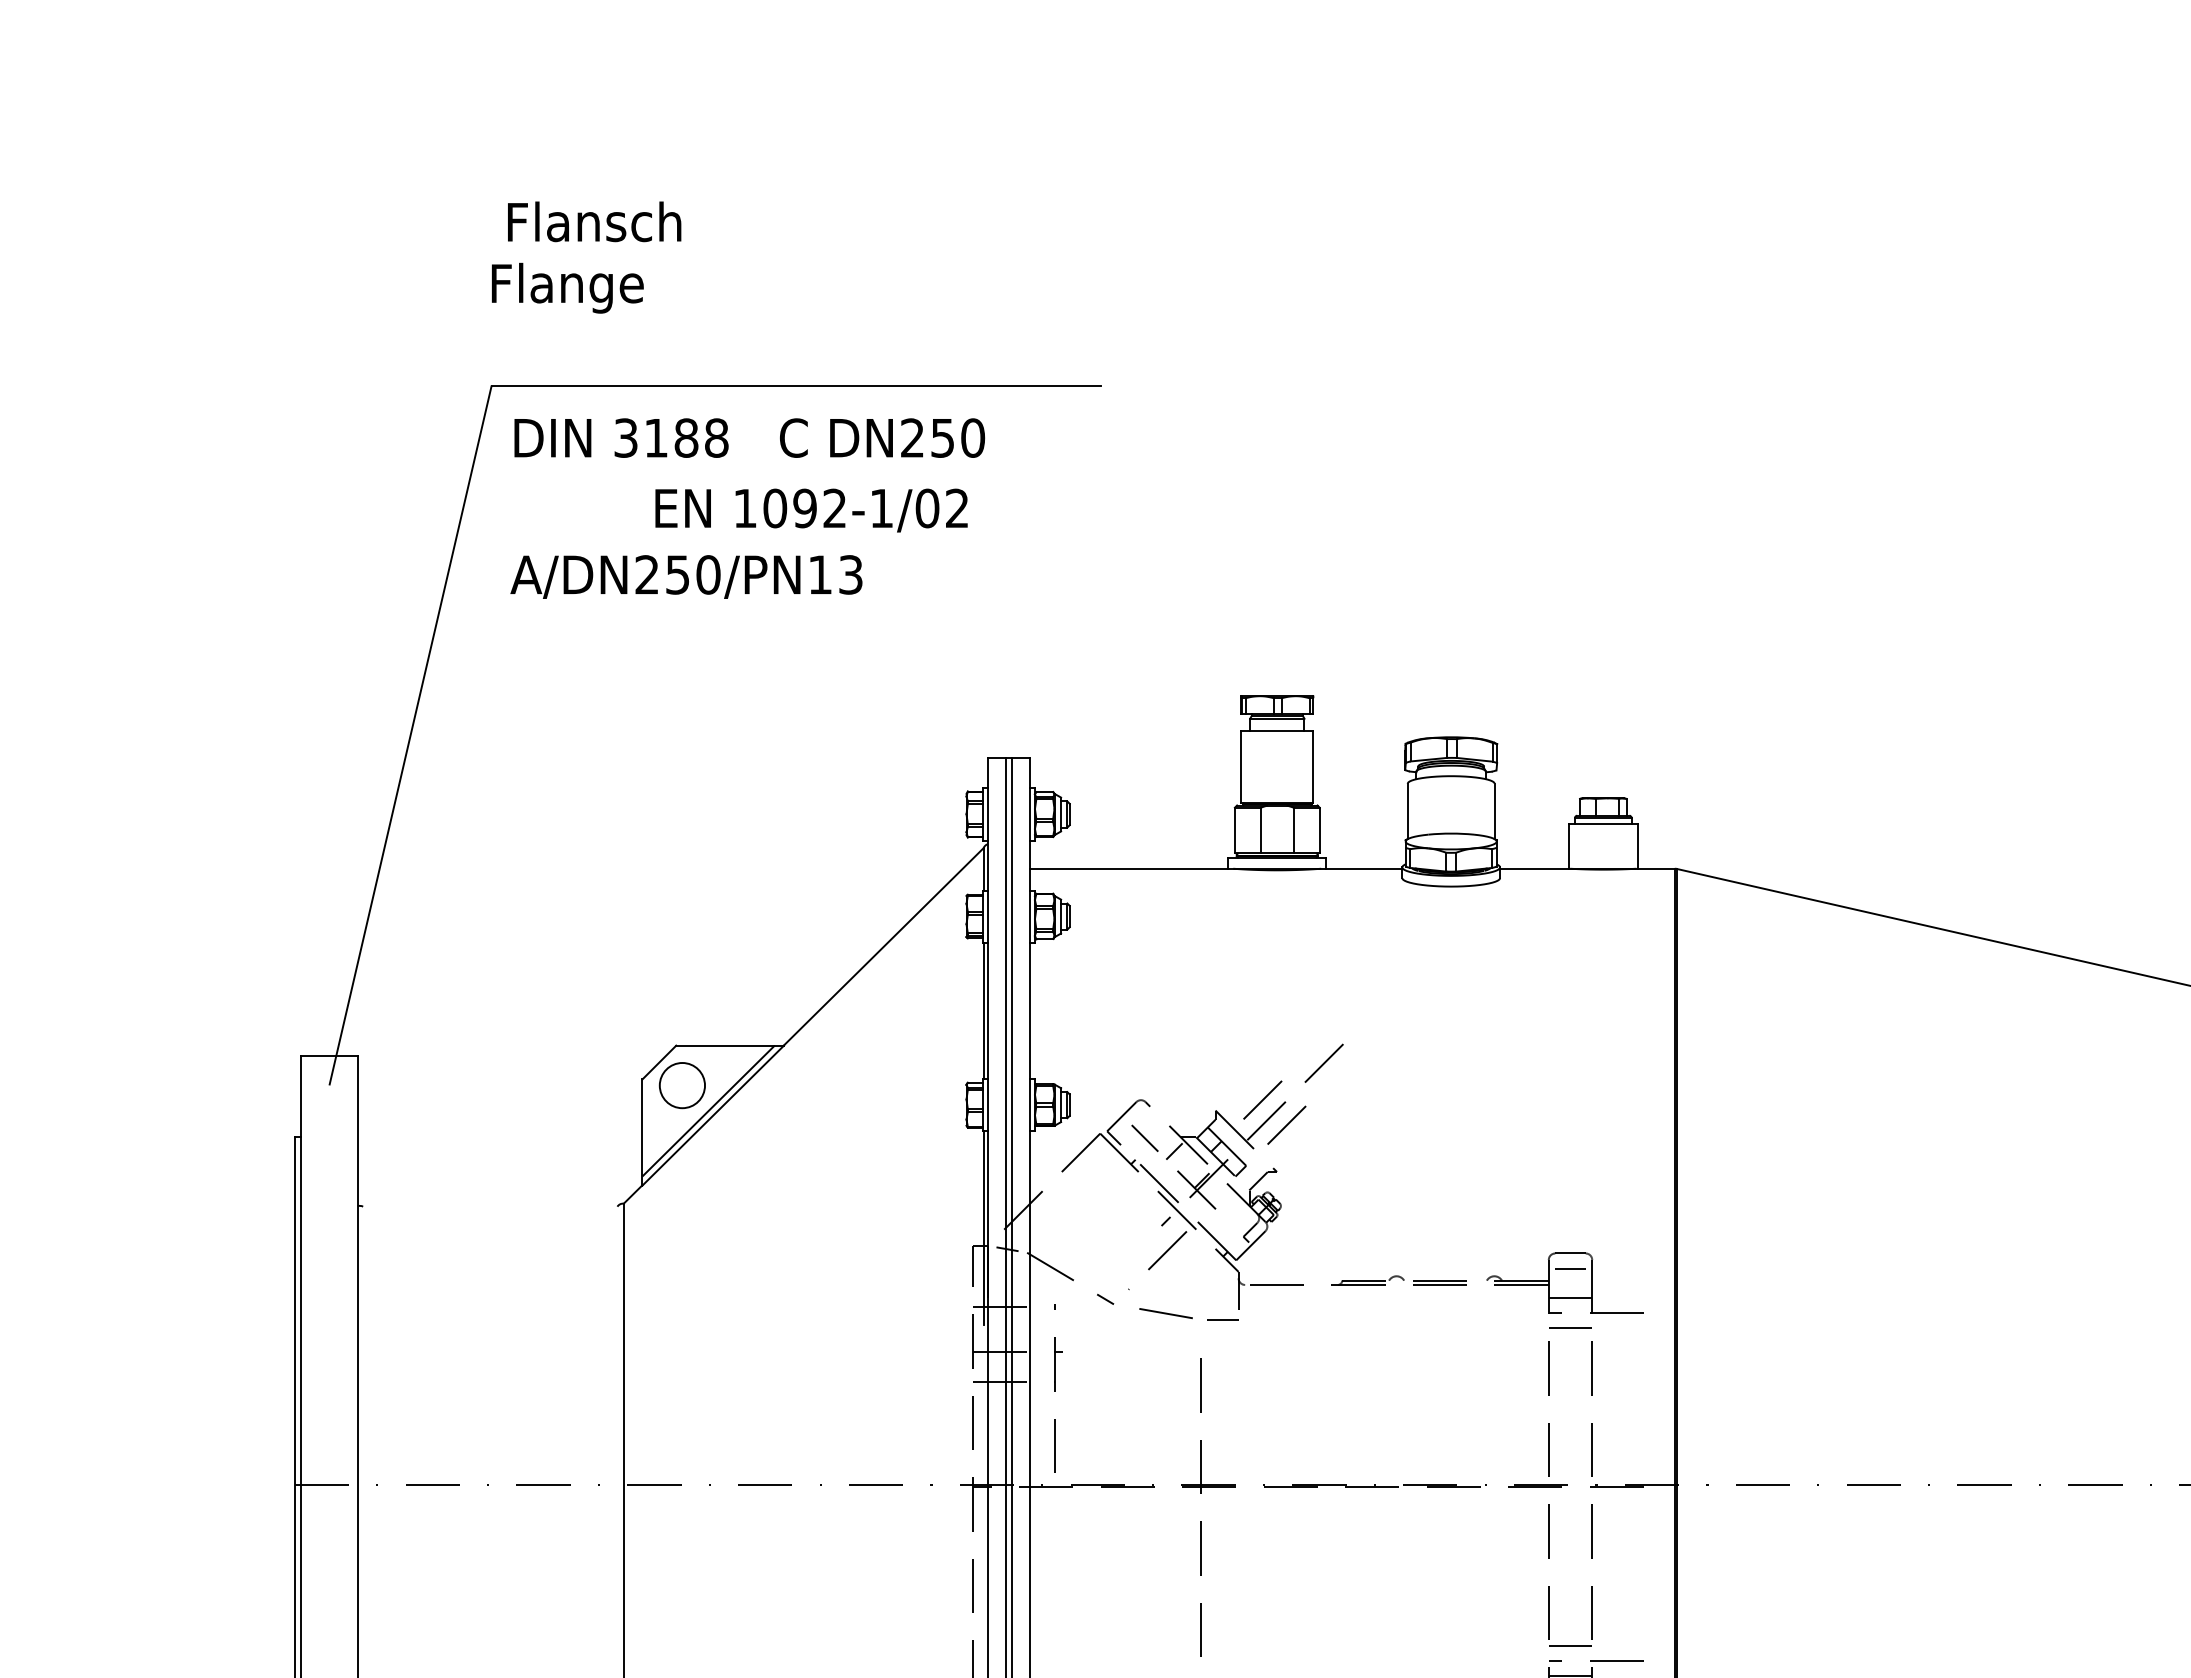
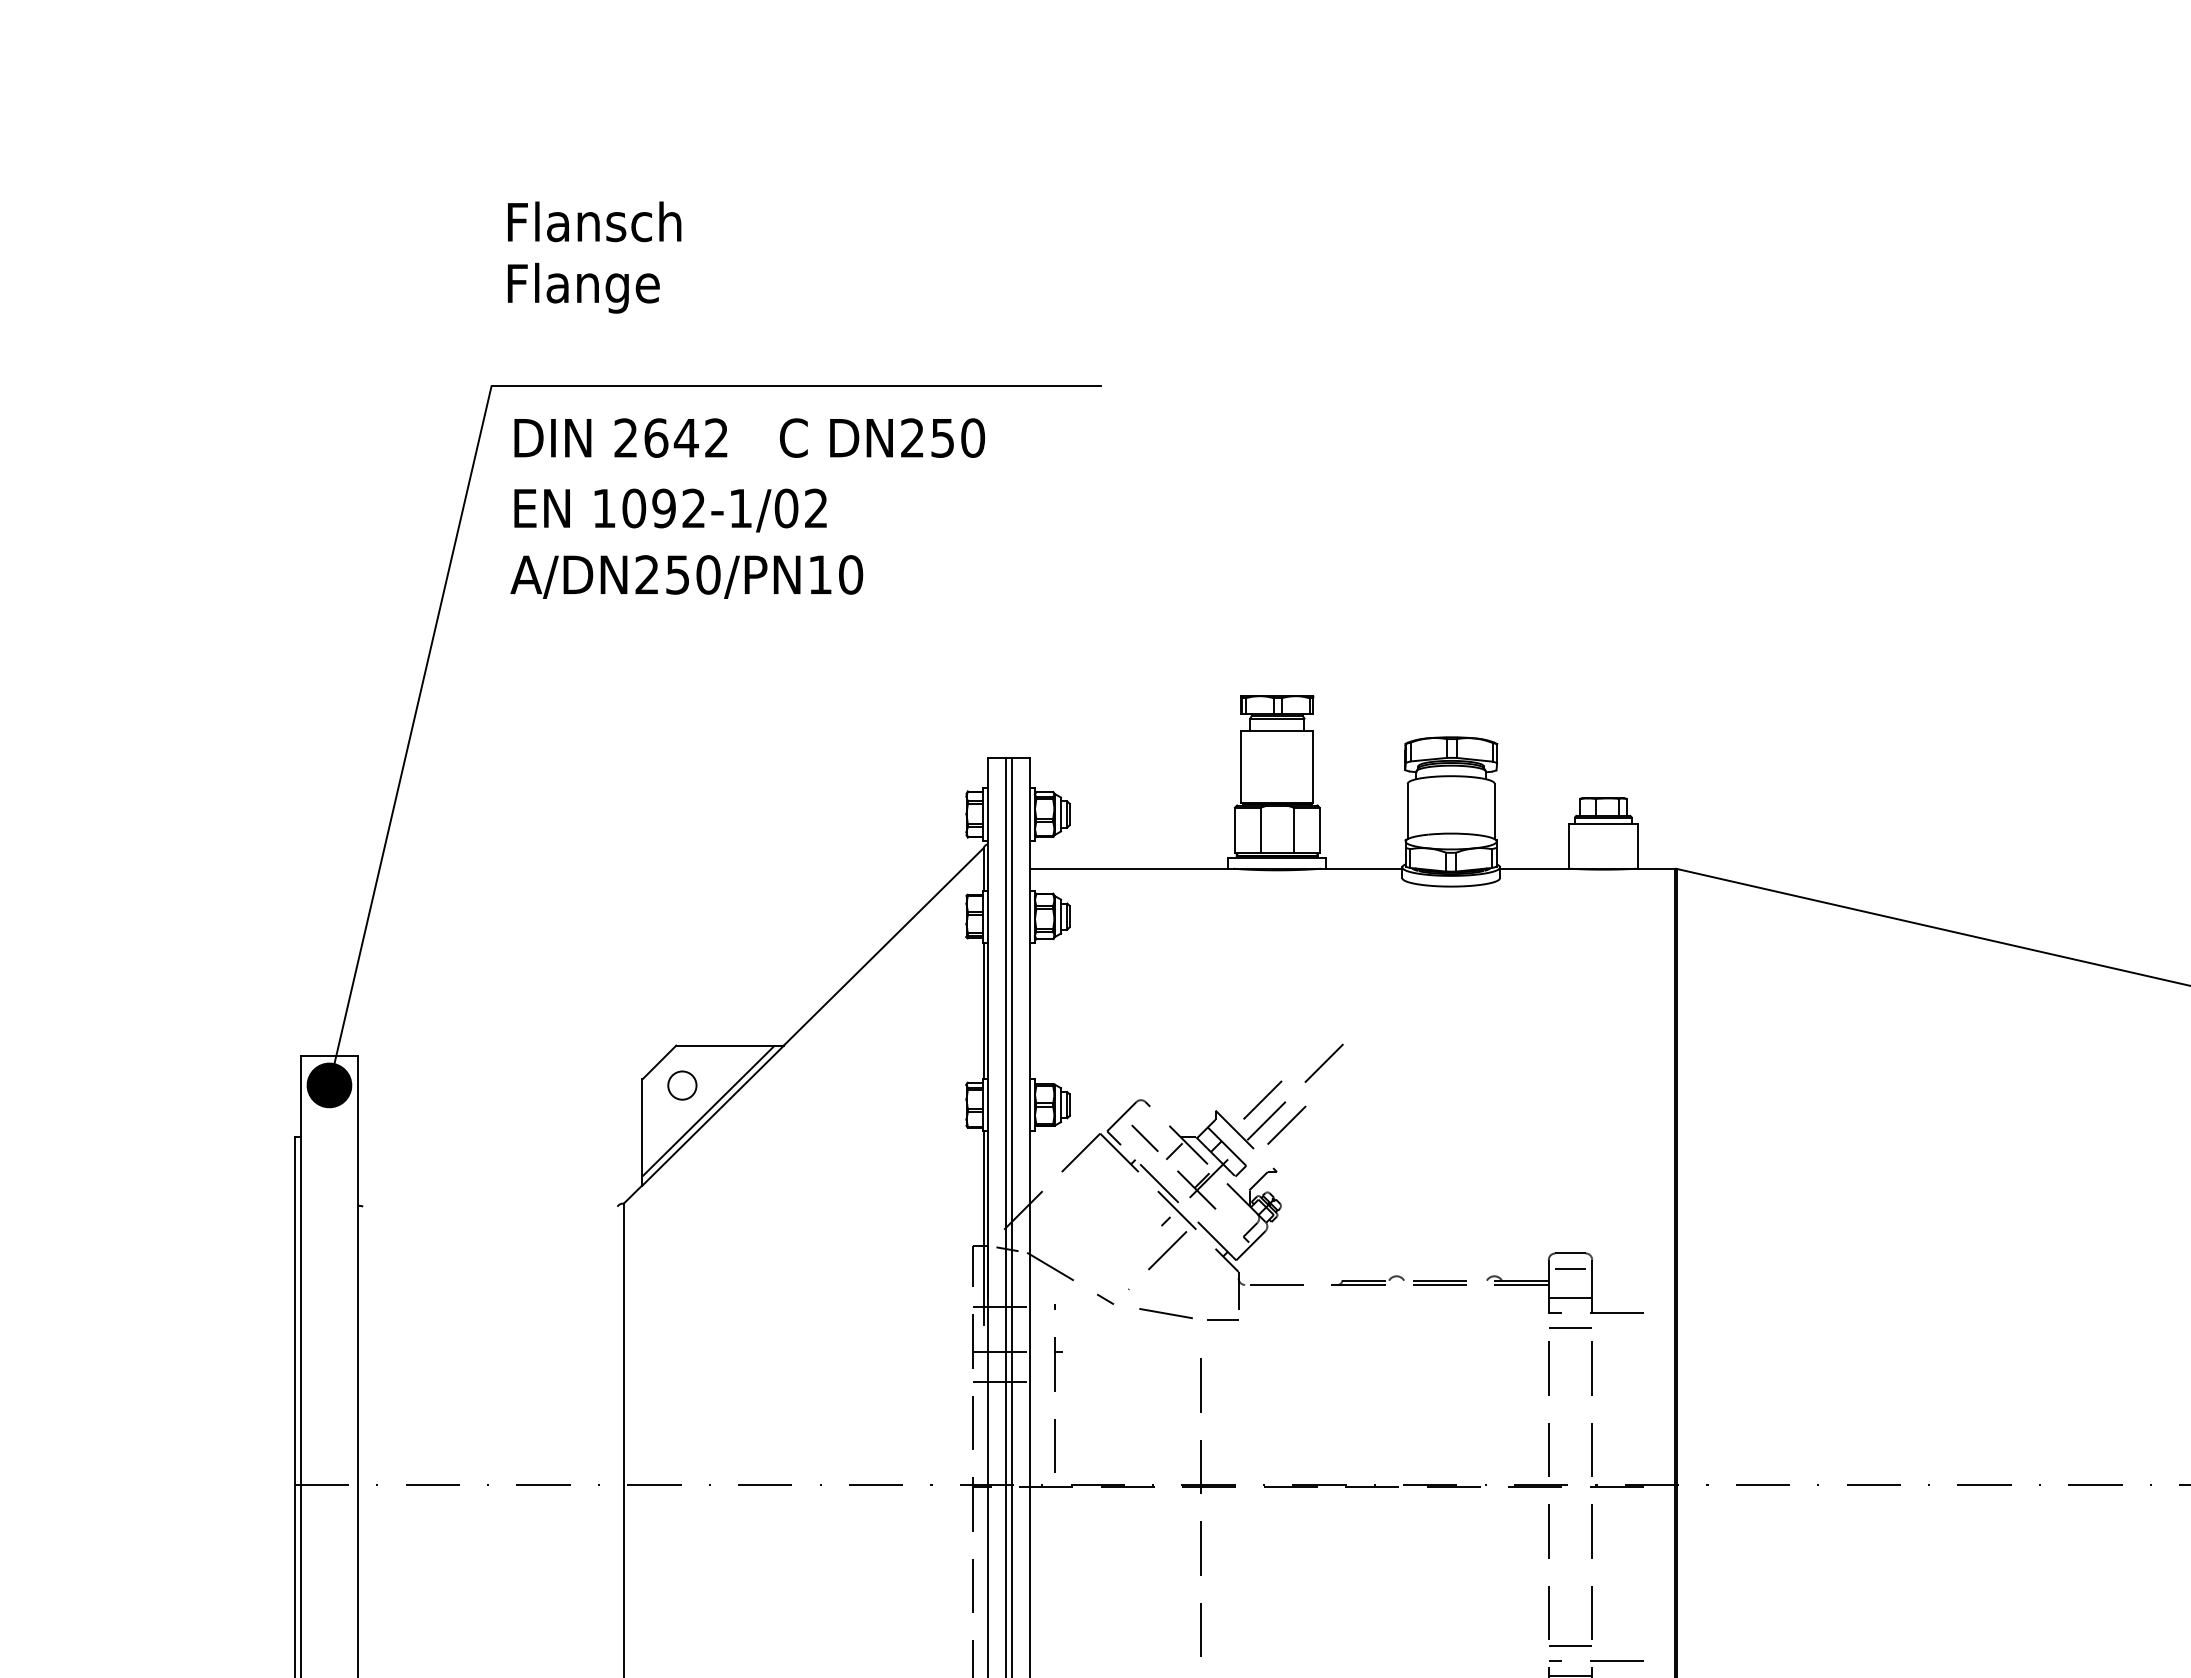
text position: (567, 287) -> (583, 287) (583, 287)
text: 3188 -> 2642 (671, 437)
text position: (811, 510) -> (670, 510) (670, 510)
text: A/DN250/PN13 -> A/DN250/PN10 (851, 574)
fill: none -> present (329, 1085)
circle diameter: 45 px -> 28 px (682, 1085)
